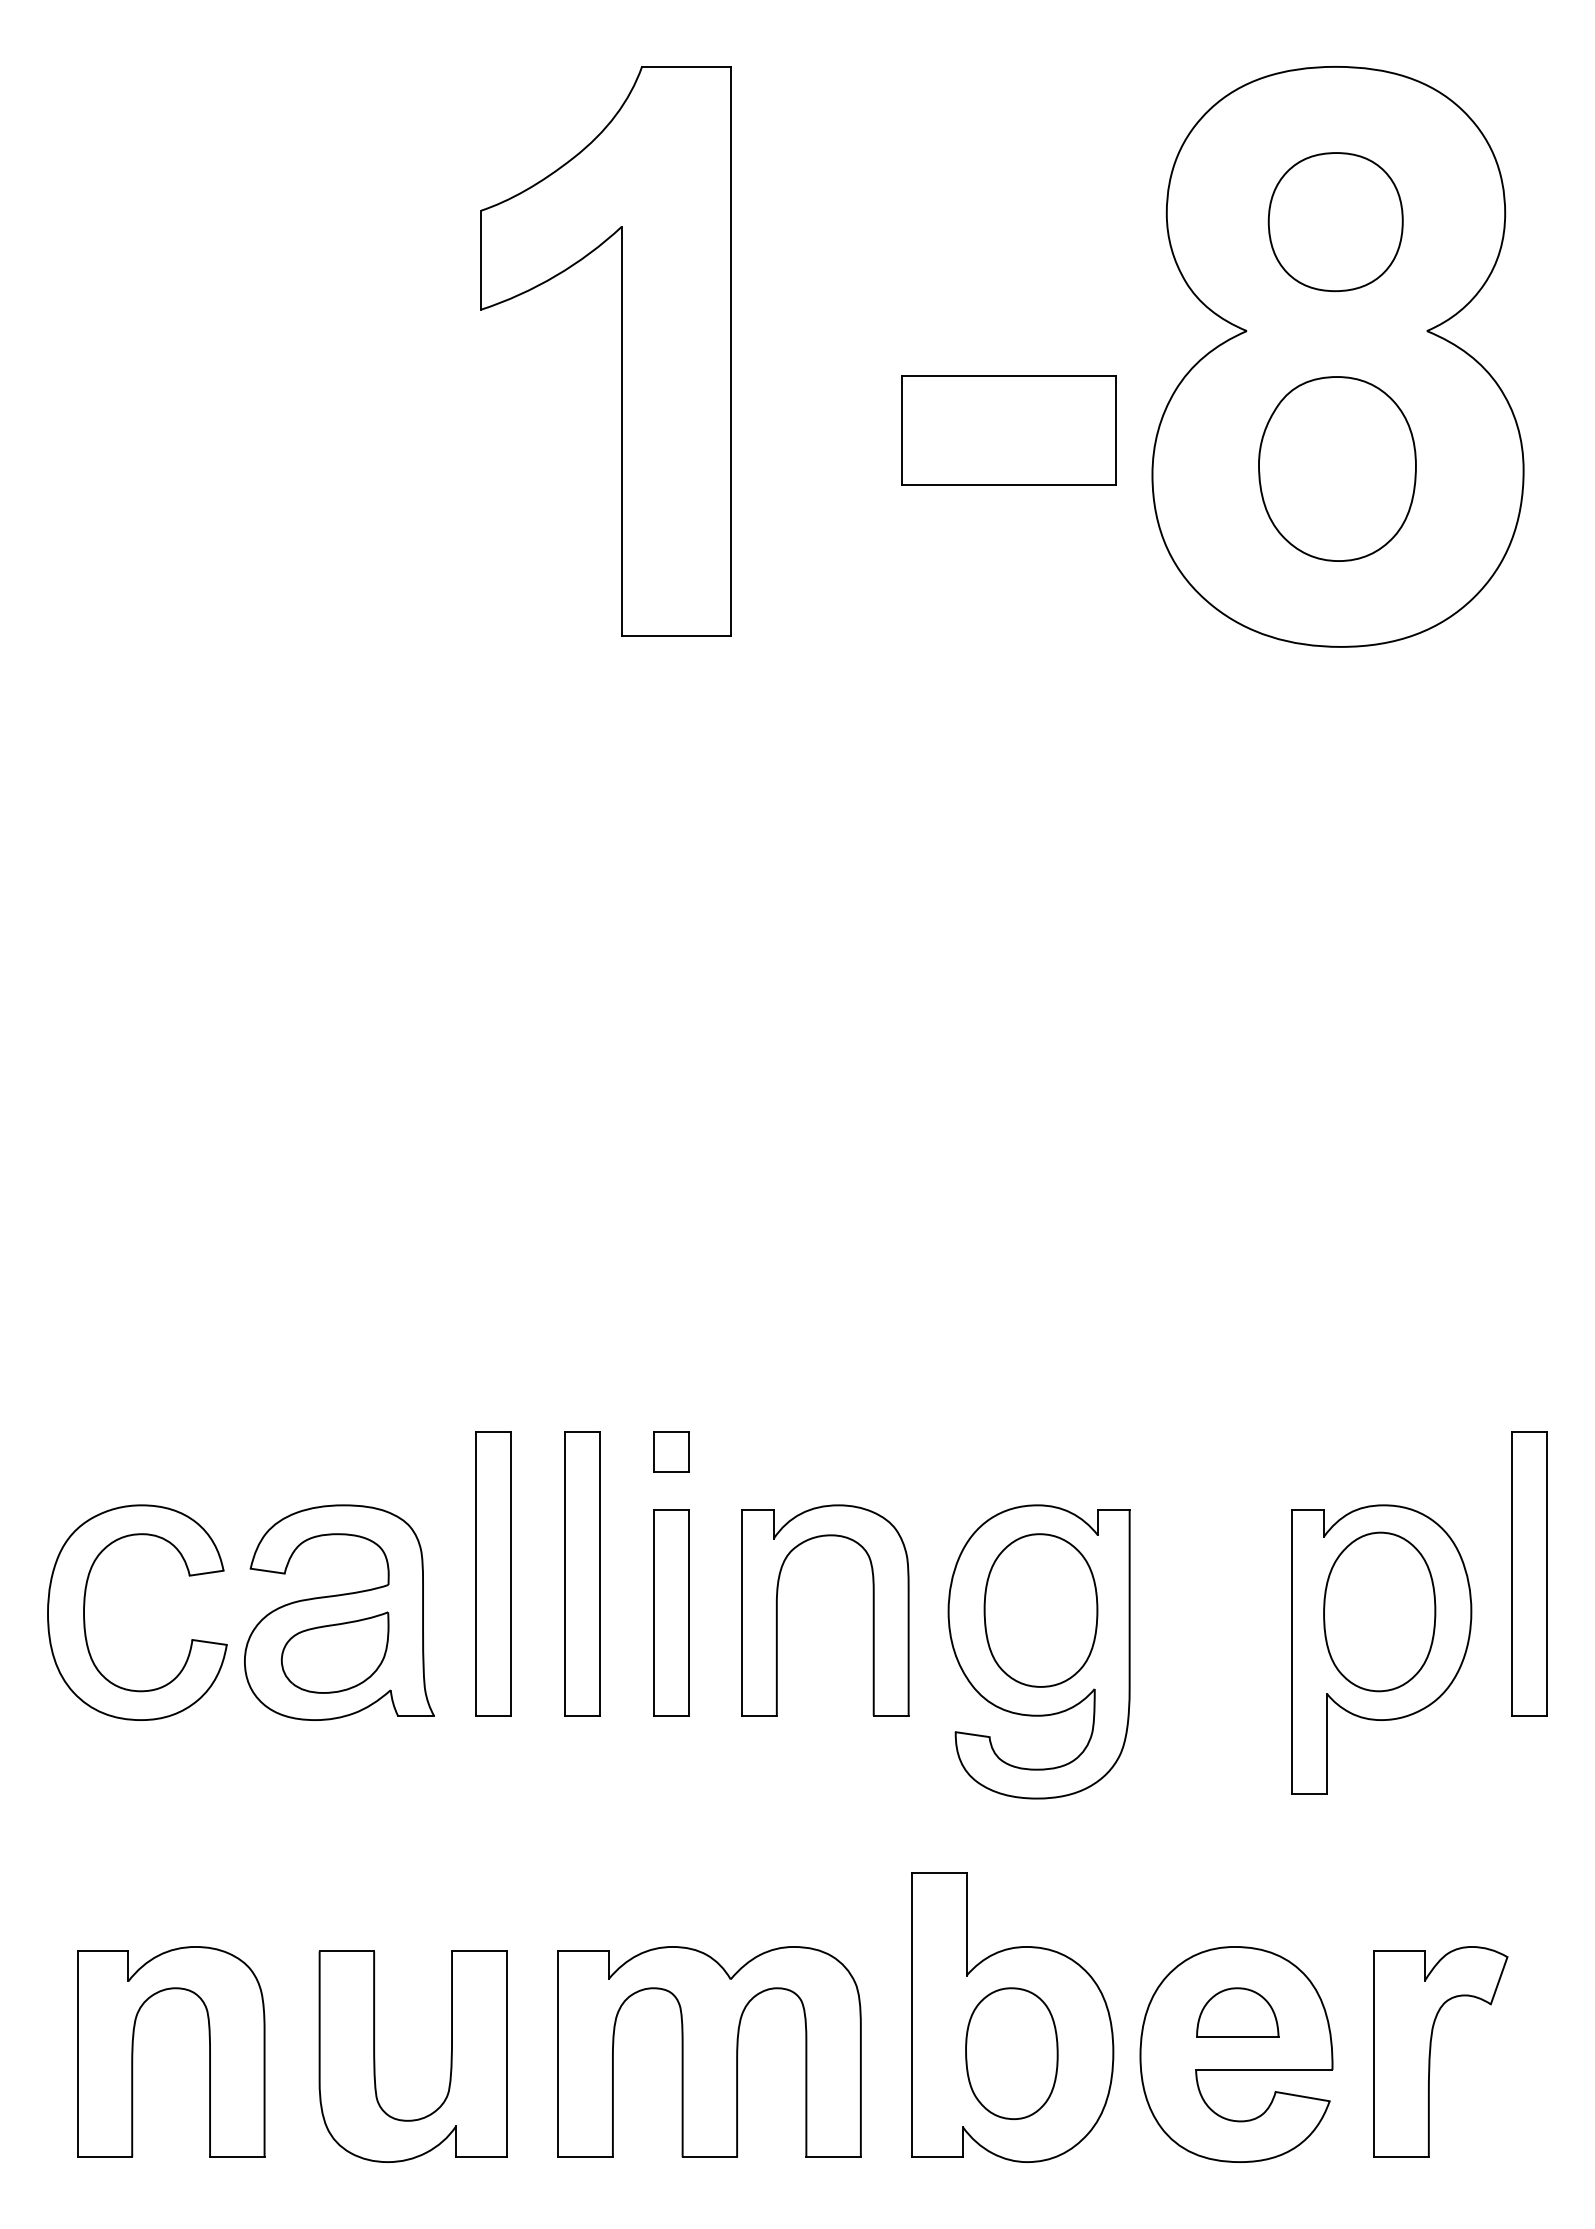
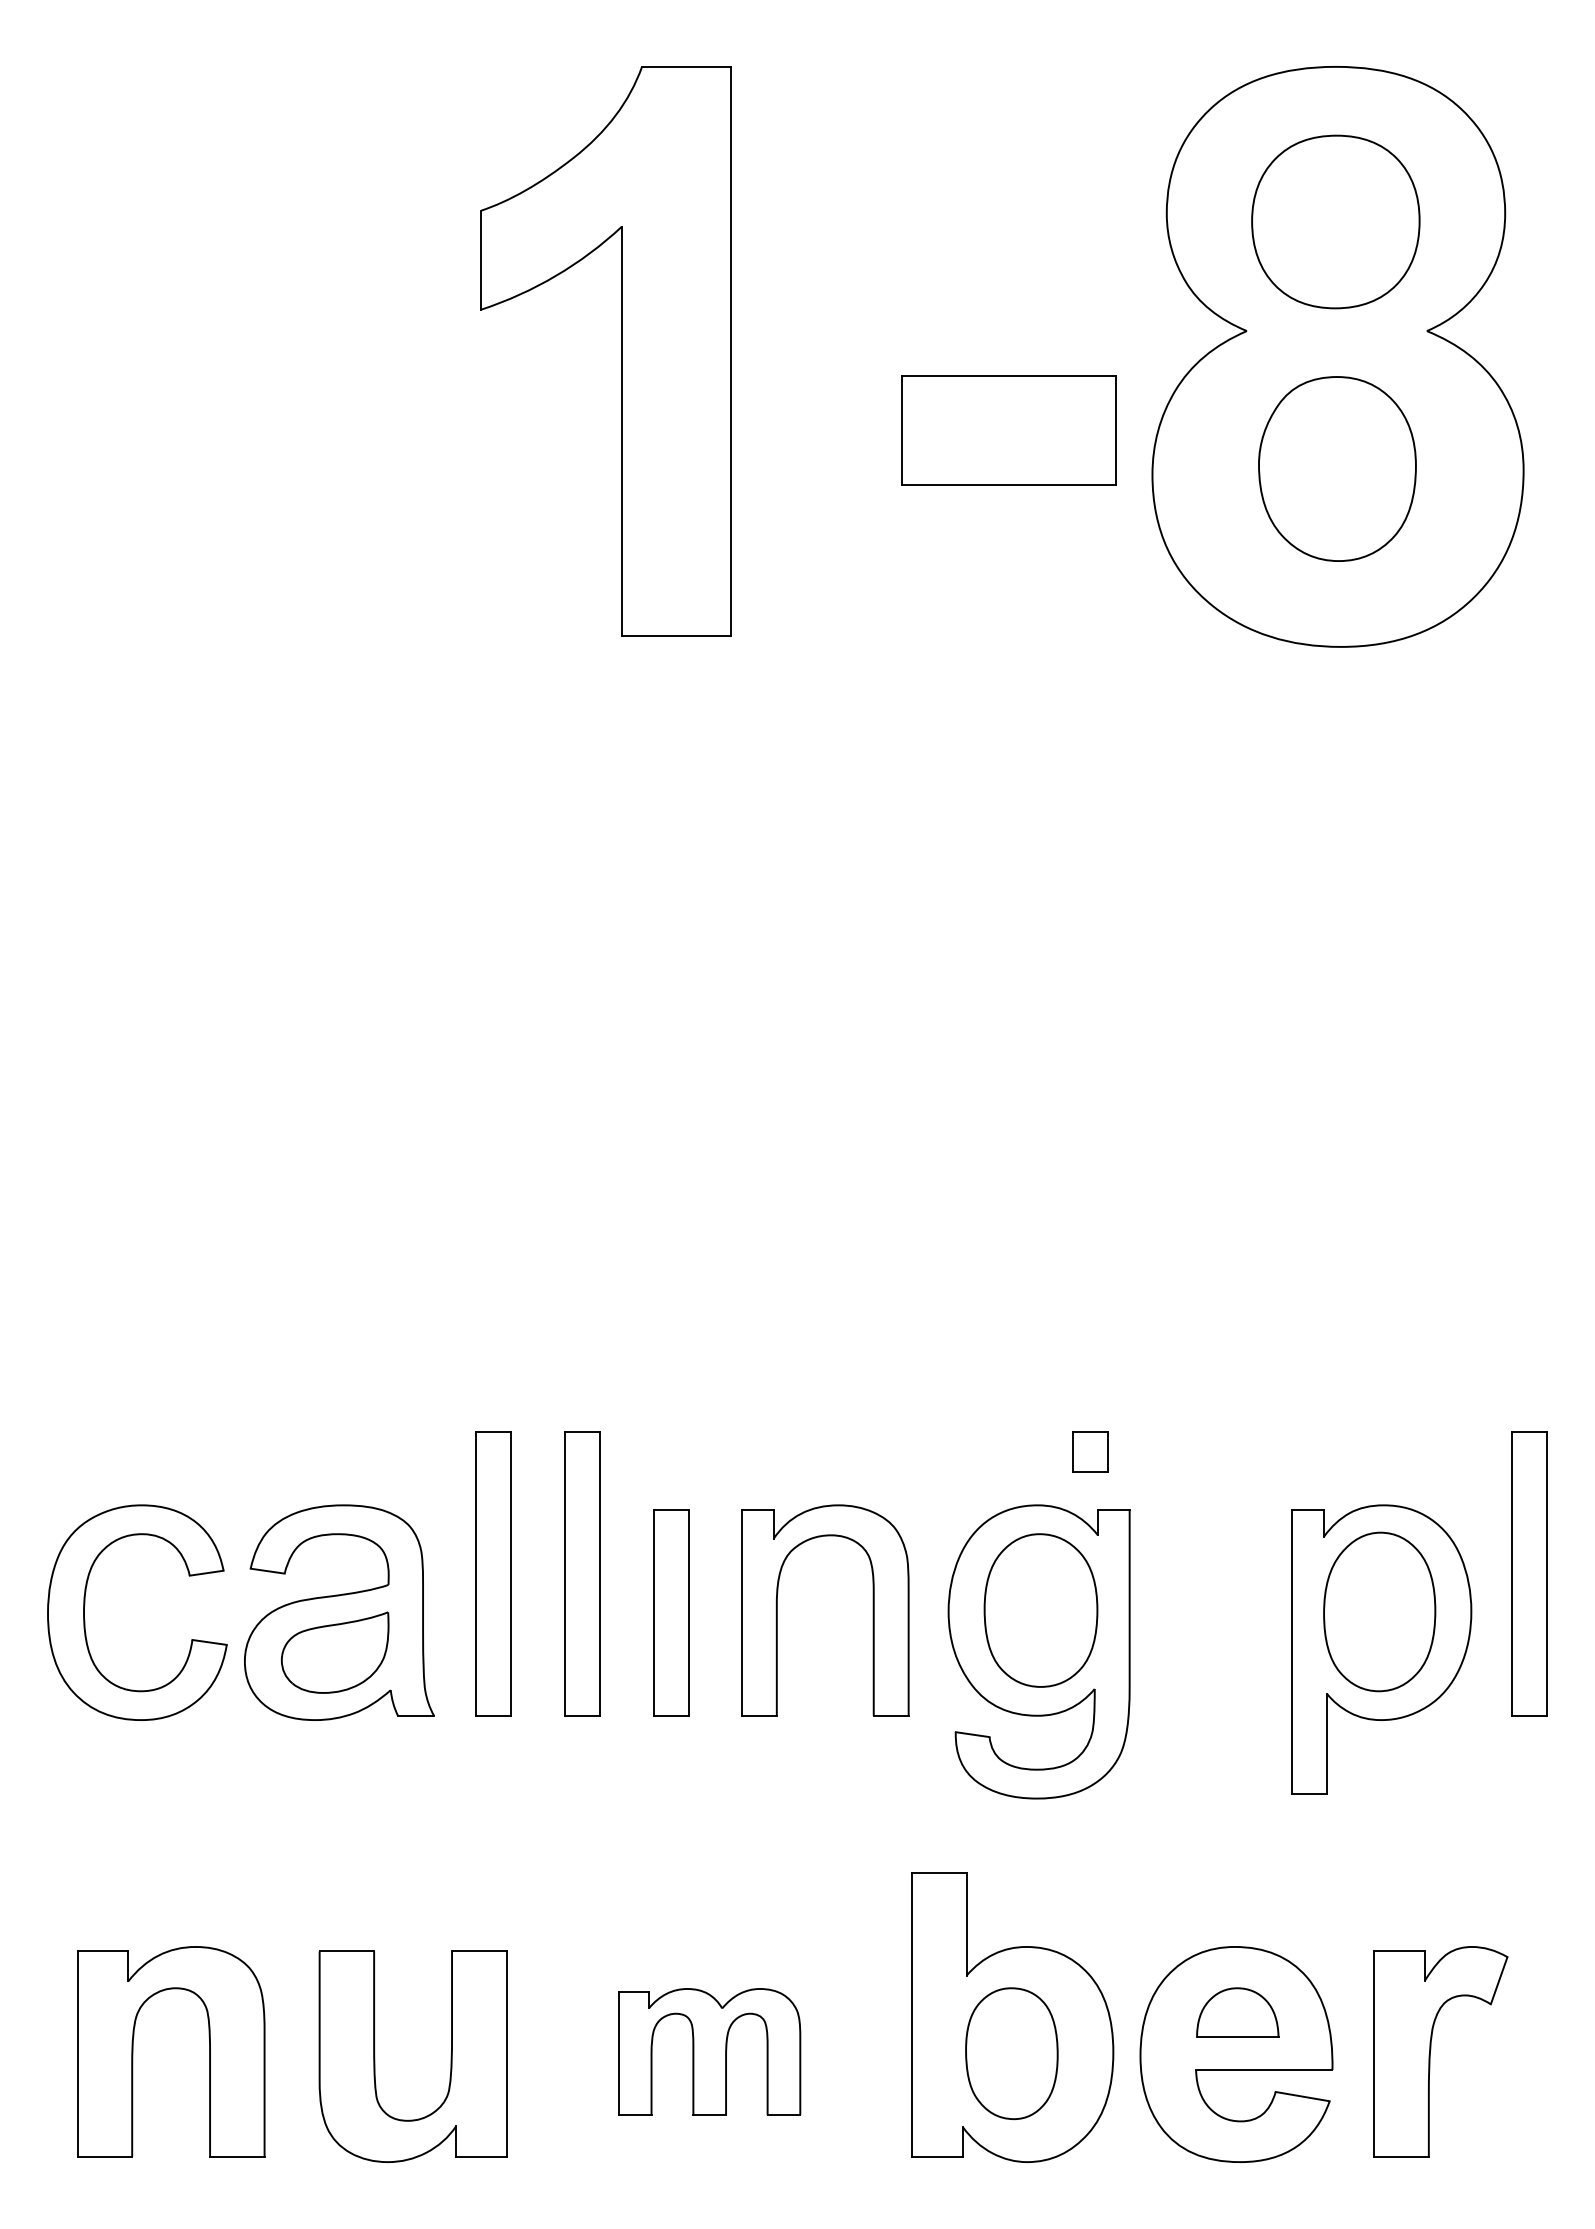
part size: 137x141 px -> 170x176 px (1335, 221)
part position: (671, 1451) -> (1090, 1451) (1090, 1451)
part size: 305x212 px -> 184x128 px (709, 2051)
